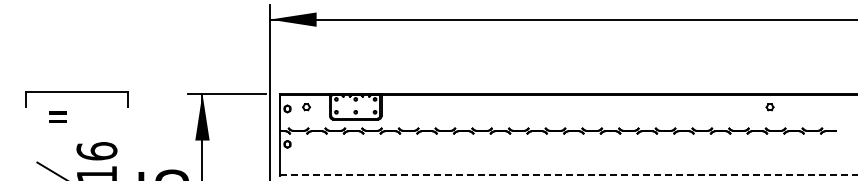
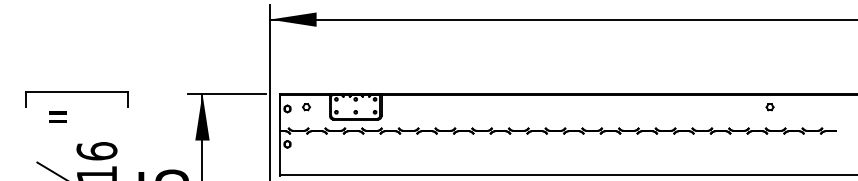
line: dashed -> solid (568, 174)
